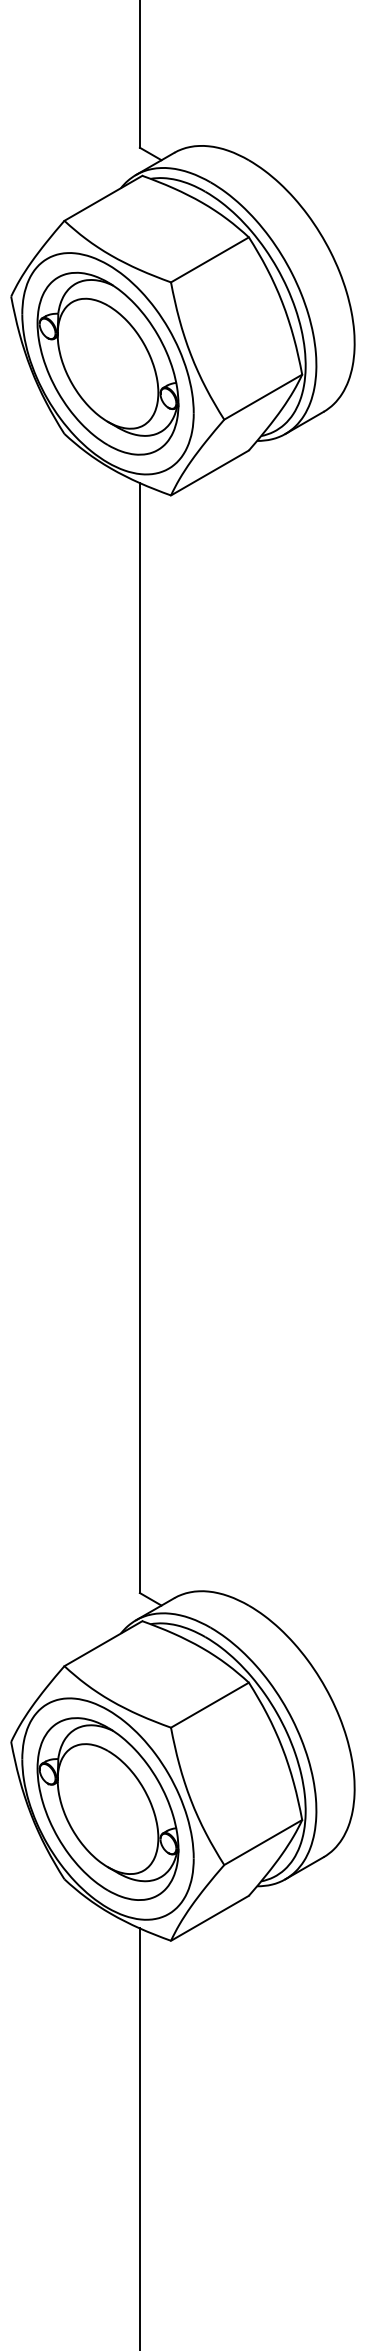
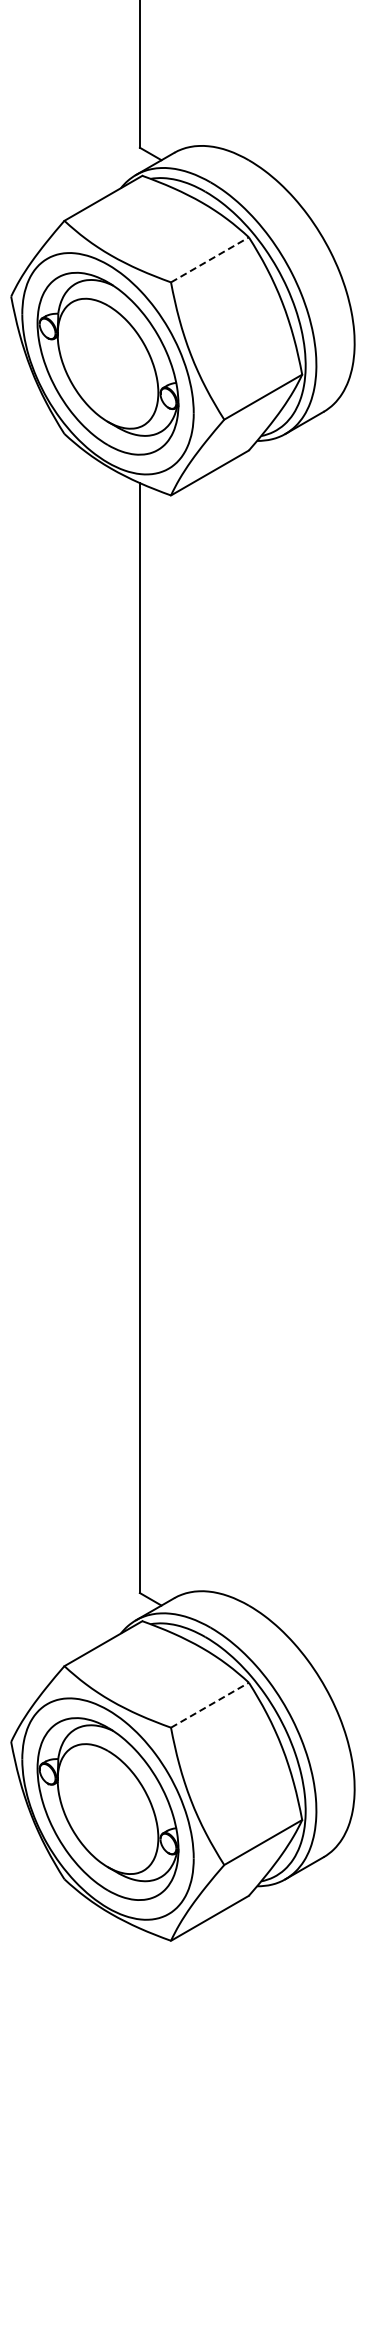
line: solid -> dashed (209, 259)
line: solid -> dashed (209, 1705)
line: present -> none (139, 2137)
